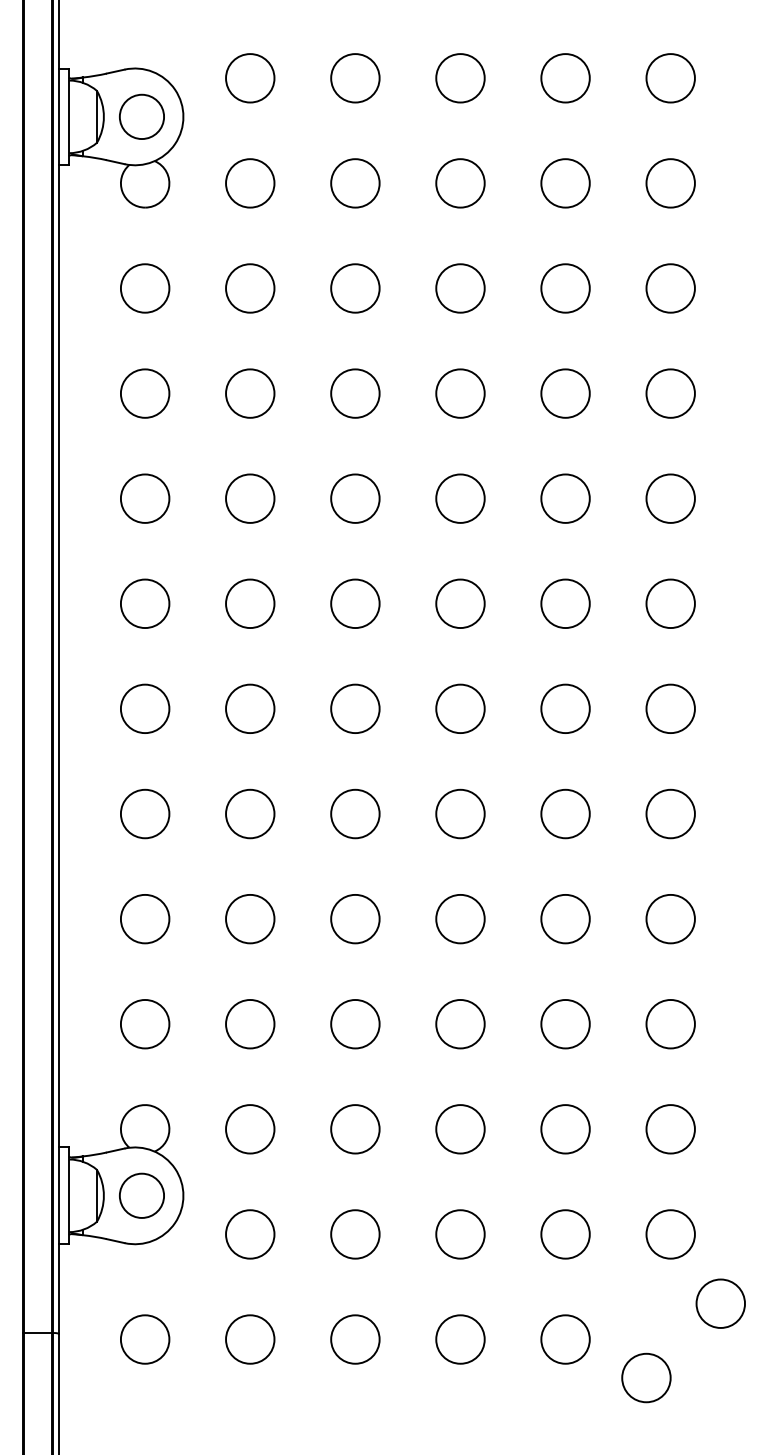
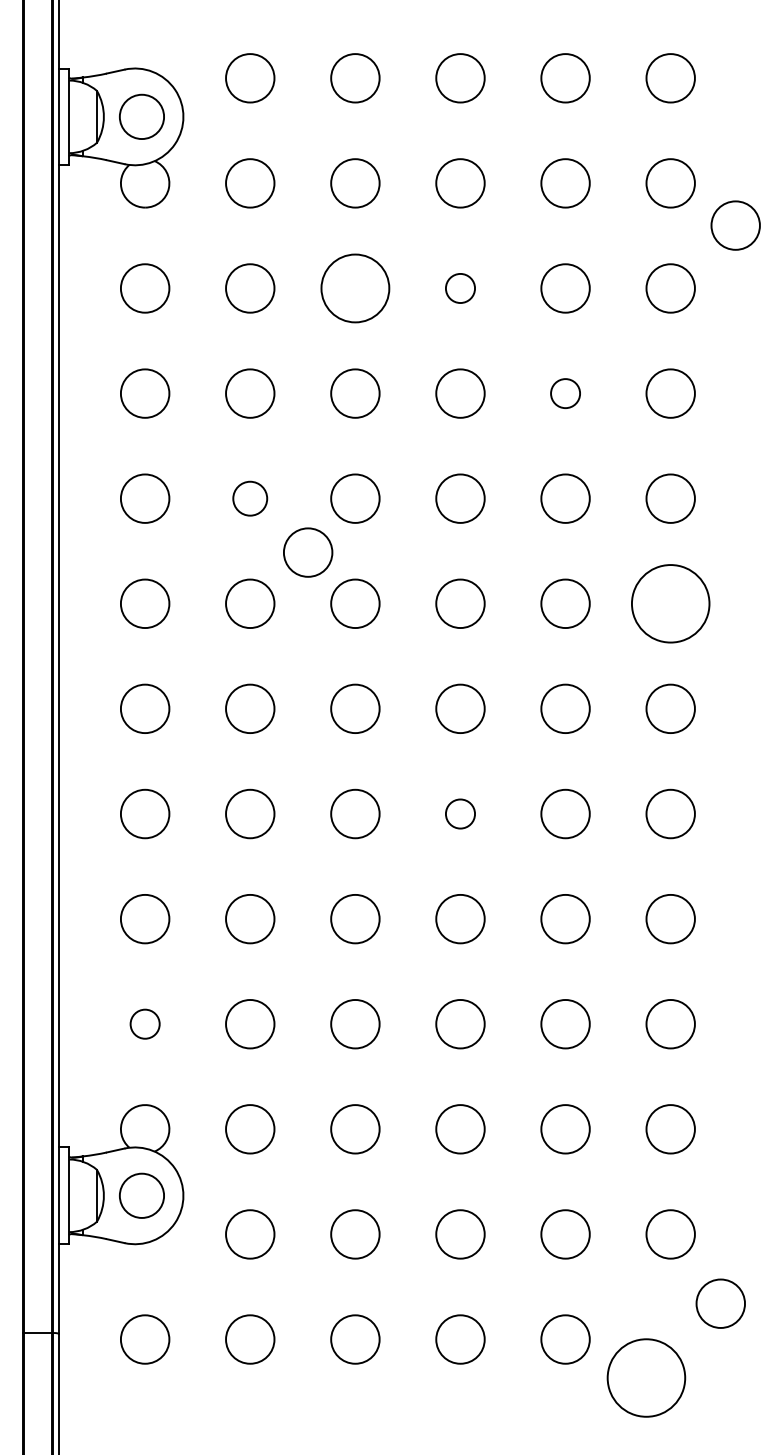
circle: none -> present (735, 225)
circle diameter: 48 px -> 68 px (355, 288)
circle diameter: 48 px -> 29 px (460, 288)
circle diameter: 48 px -> 29 px (565, 393)
circle diameter: 48 px -> 34 px (250, 498)
circle: none -> present (308, 552)
circle diameter: 48 px -> 78 px (670, 603)
circle diameter: 48 px -> 29 px (460, 813)
circle diameter: 48 px -> 29 px (144, 1023)
circle diameter: 48 px -> 78 px (646, 1377)
